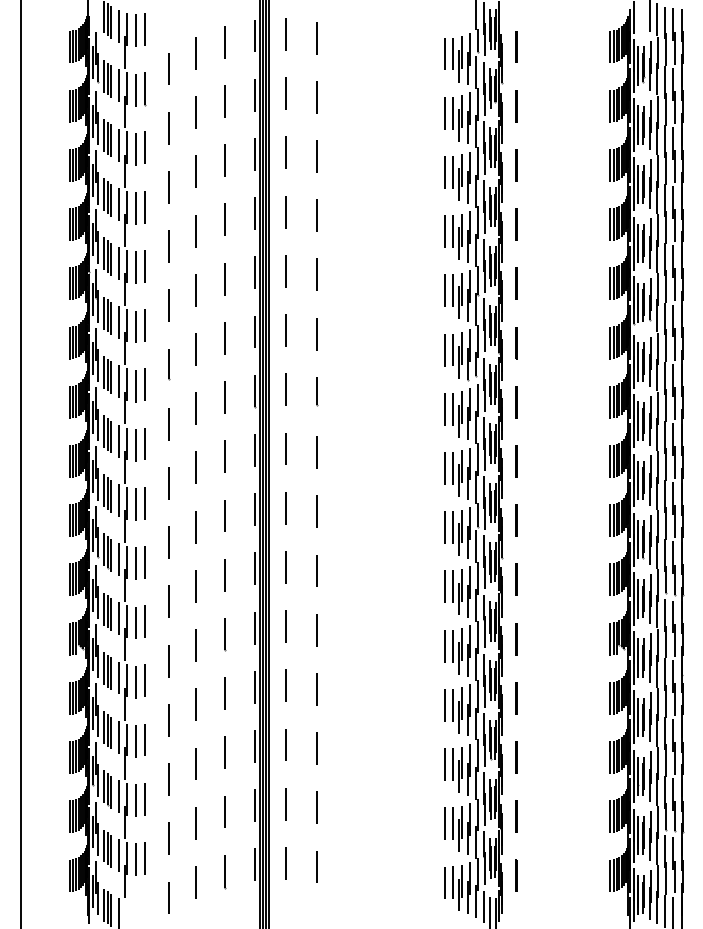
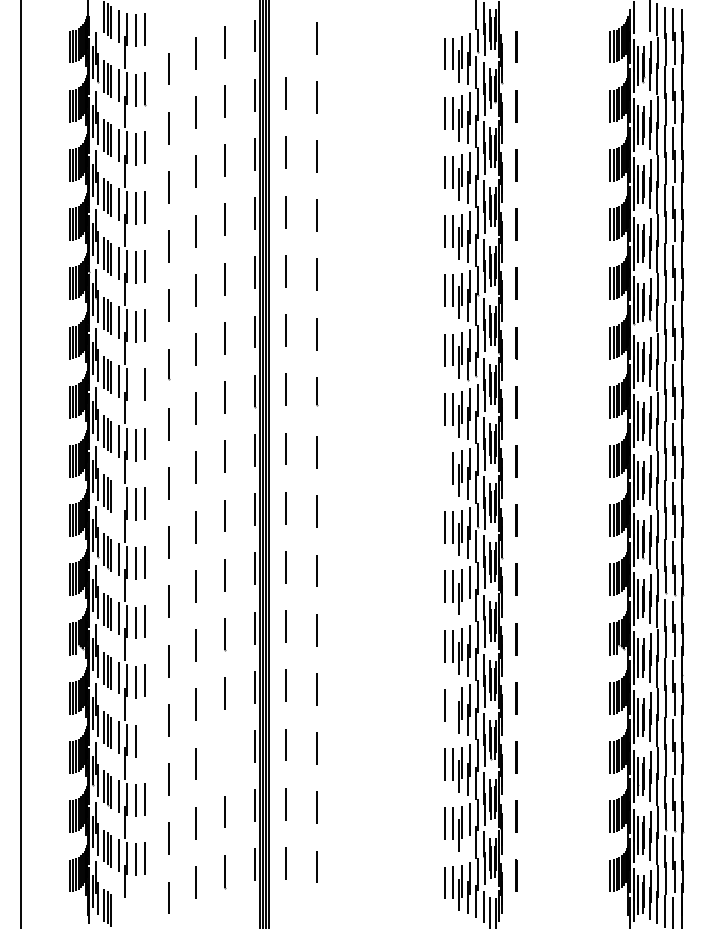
line: present -> none (286, 34)
line: present -> none (135, 385)
line: present -> none (444, 468)
line: present -> none (118, 499)
line: present -> none (467, 601)
line: present -> none (453, 704)
line: present -> none (145, 739)
line: present -> none (224, 752)
line: present -> none (467, 837)
line: present -> none (118, 911)
